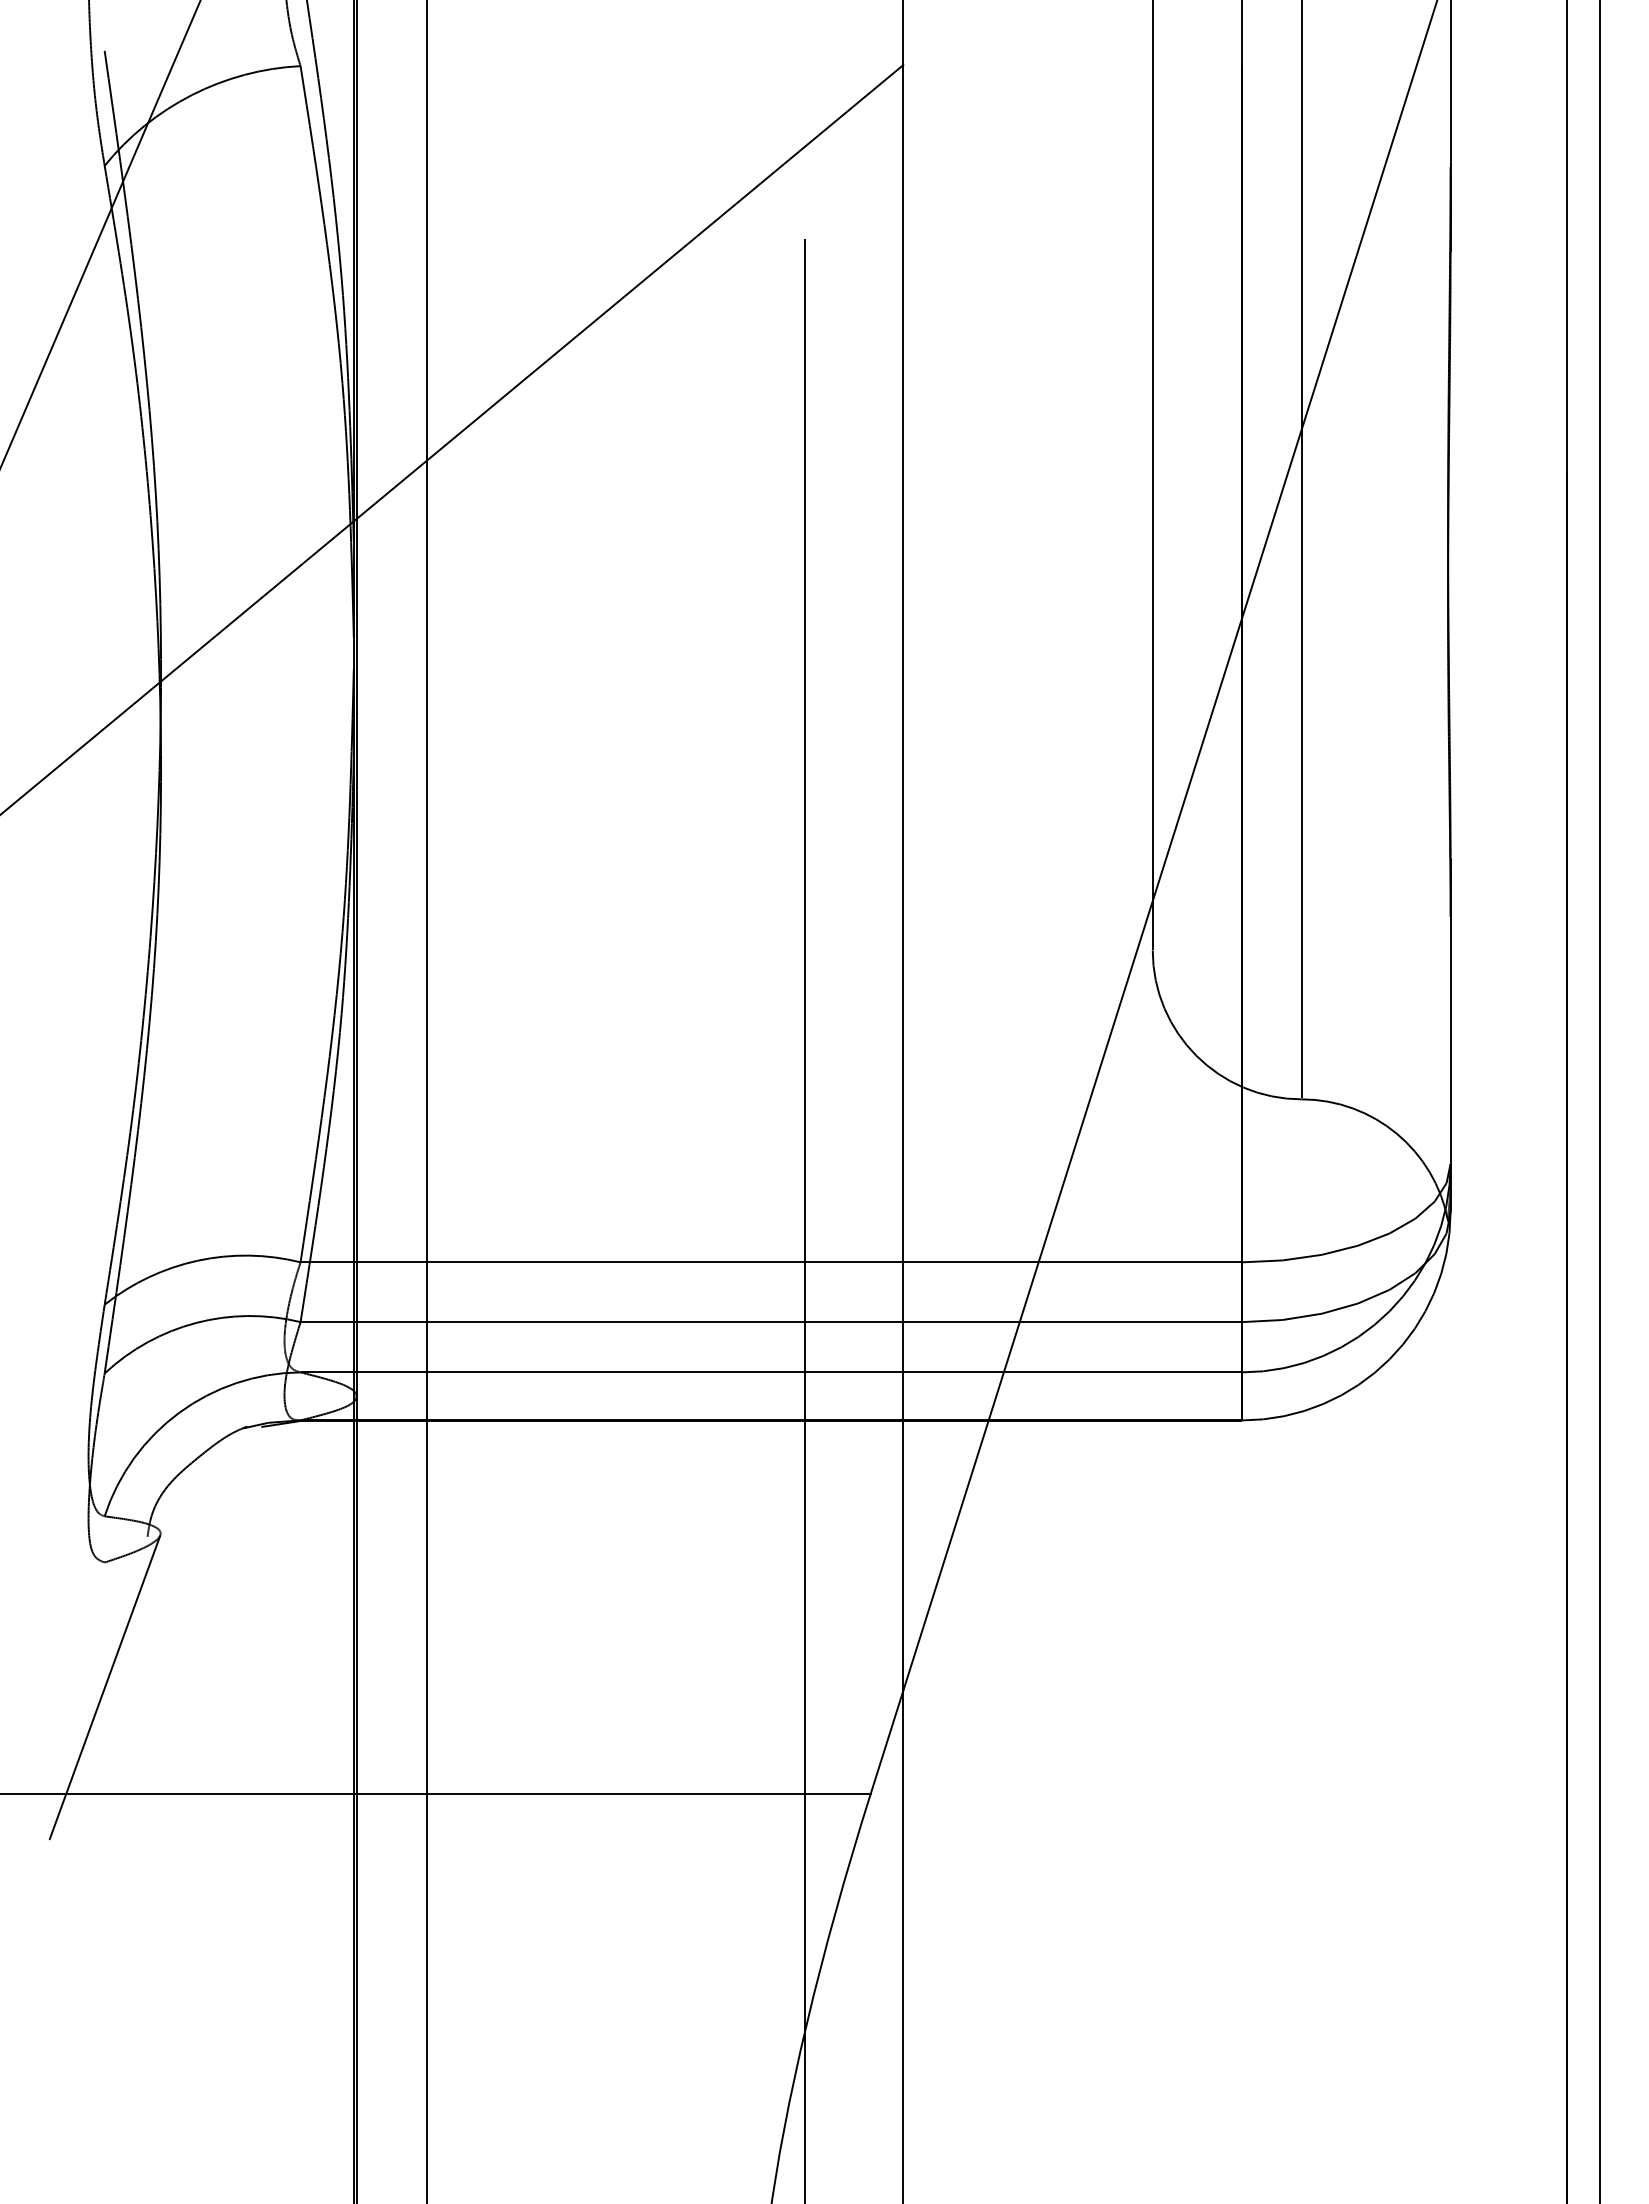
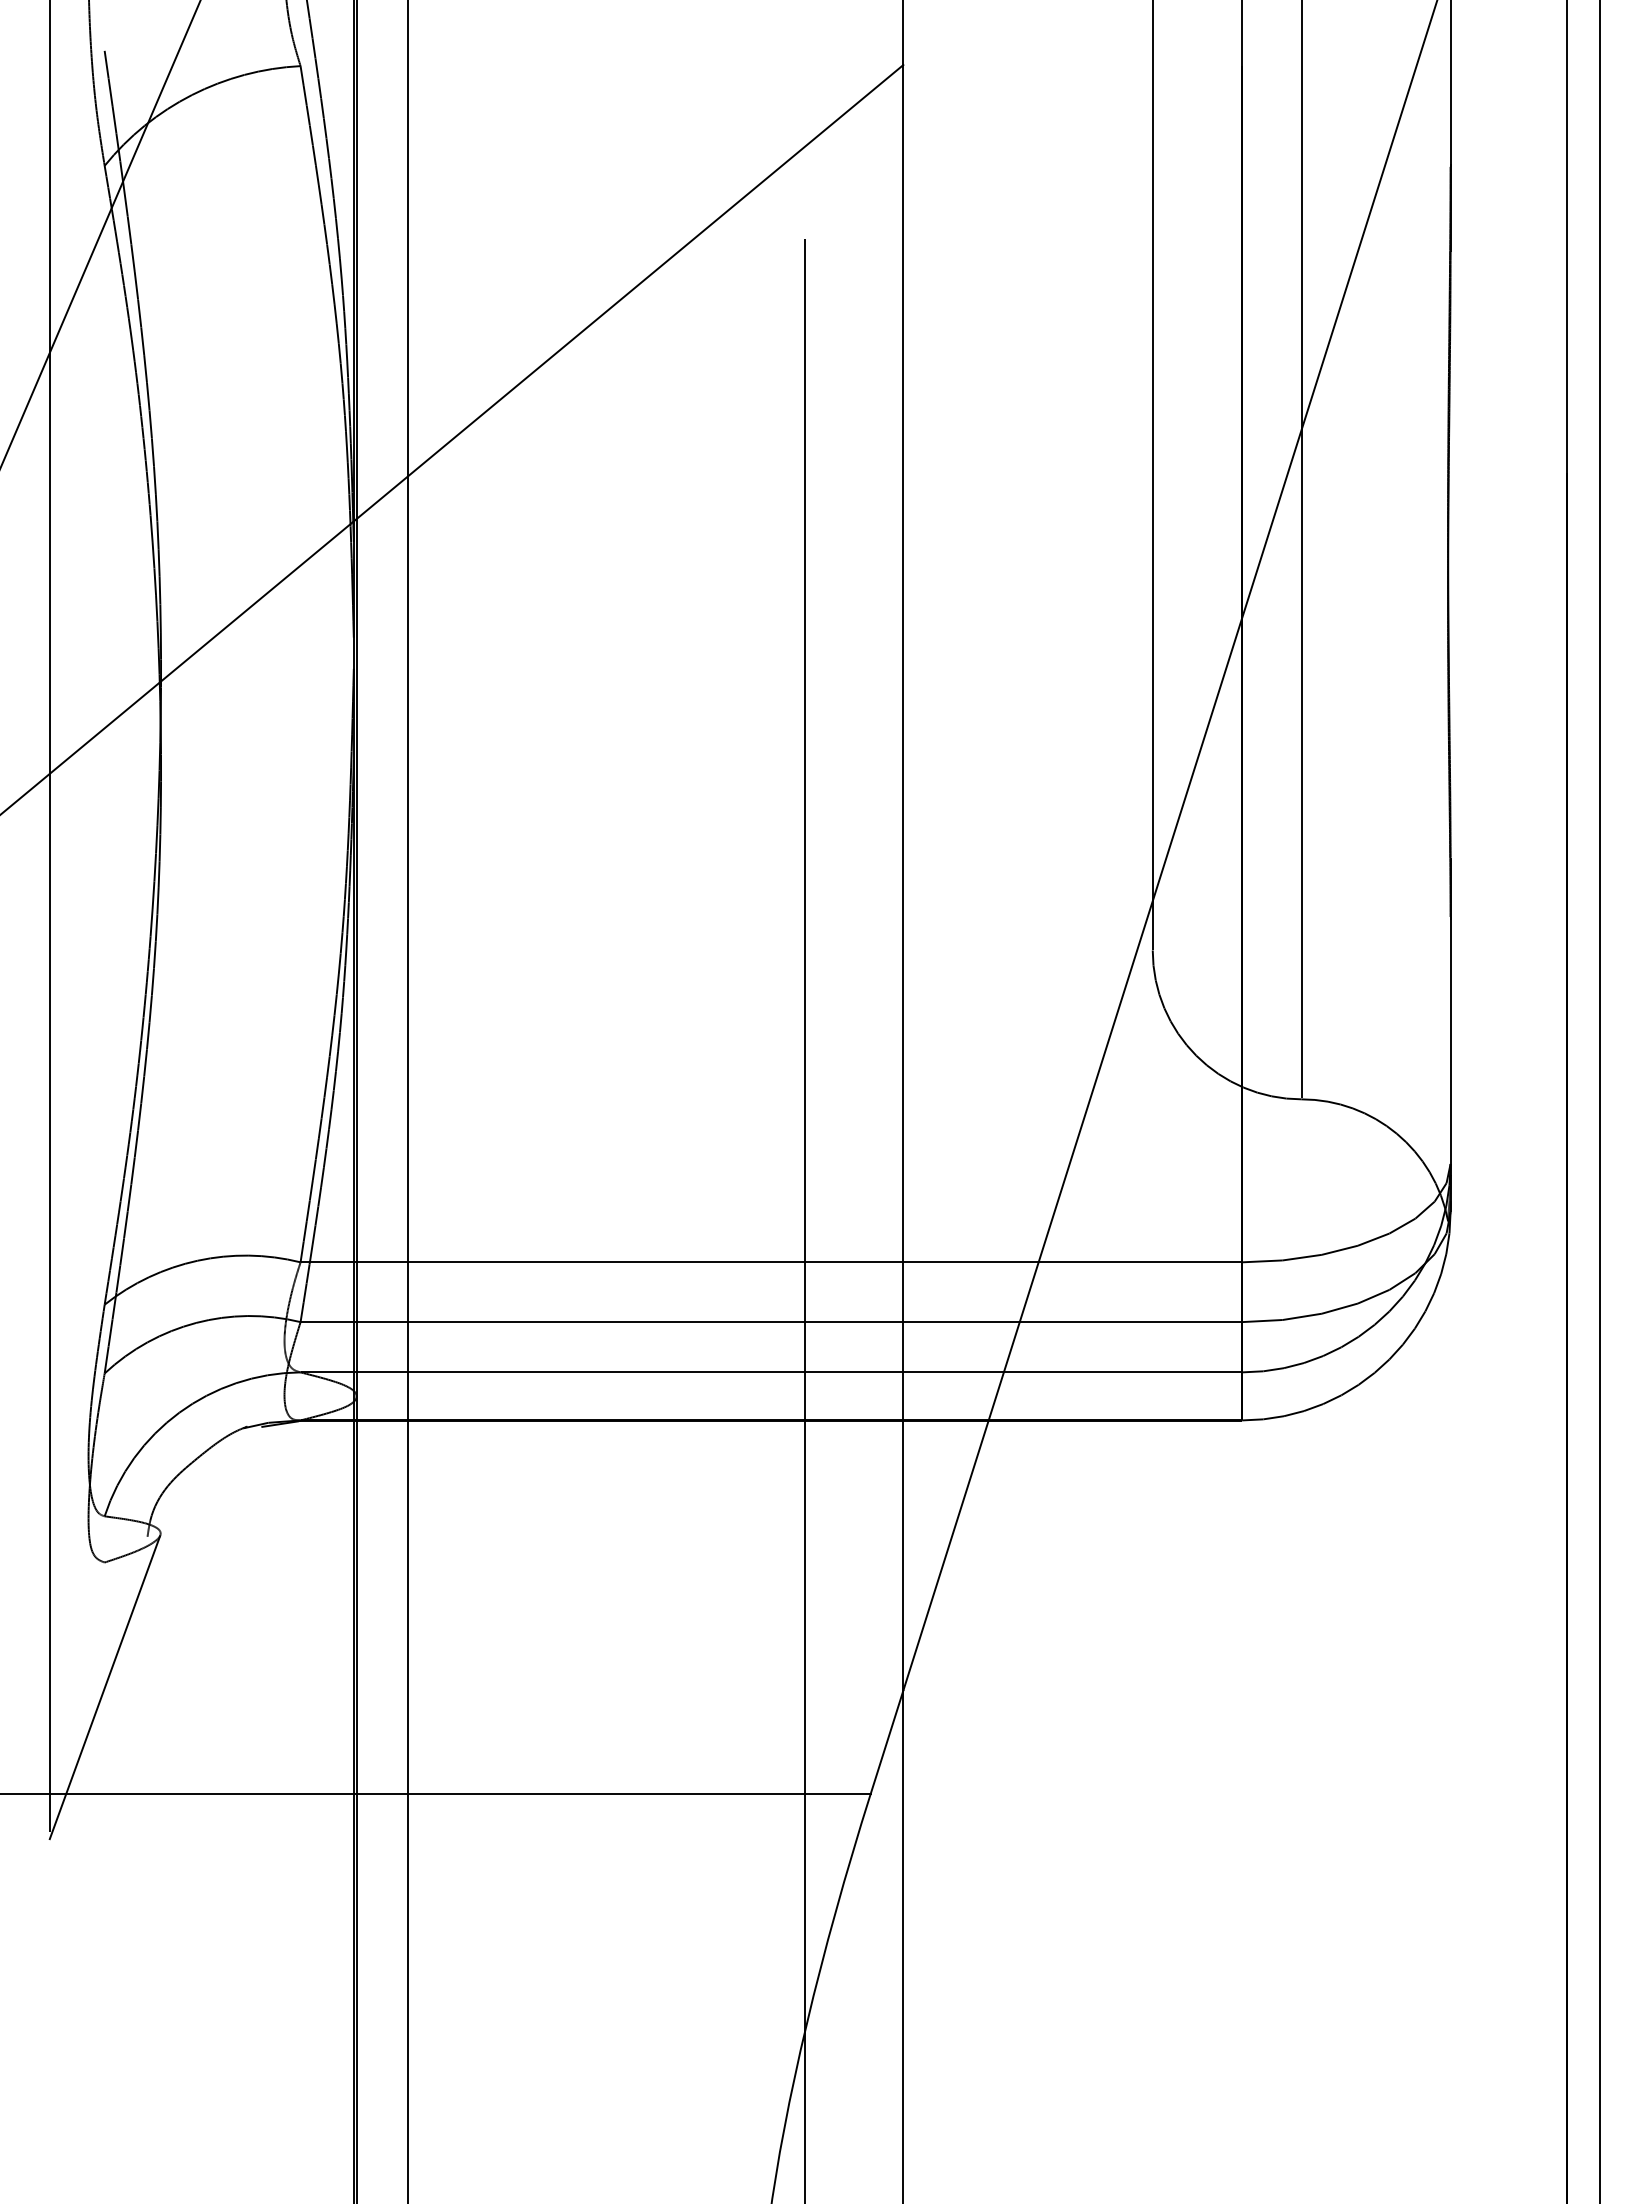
line: none -> present (49, 917)
line position: (427, 1101) -> (408, 1101) (408, 1101)
